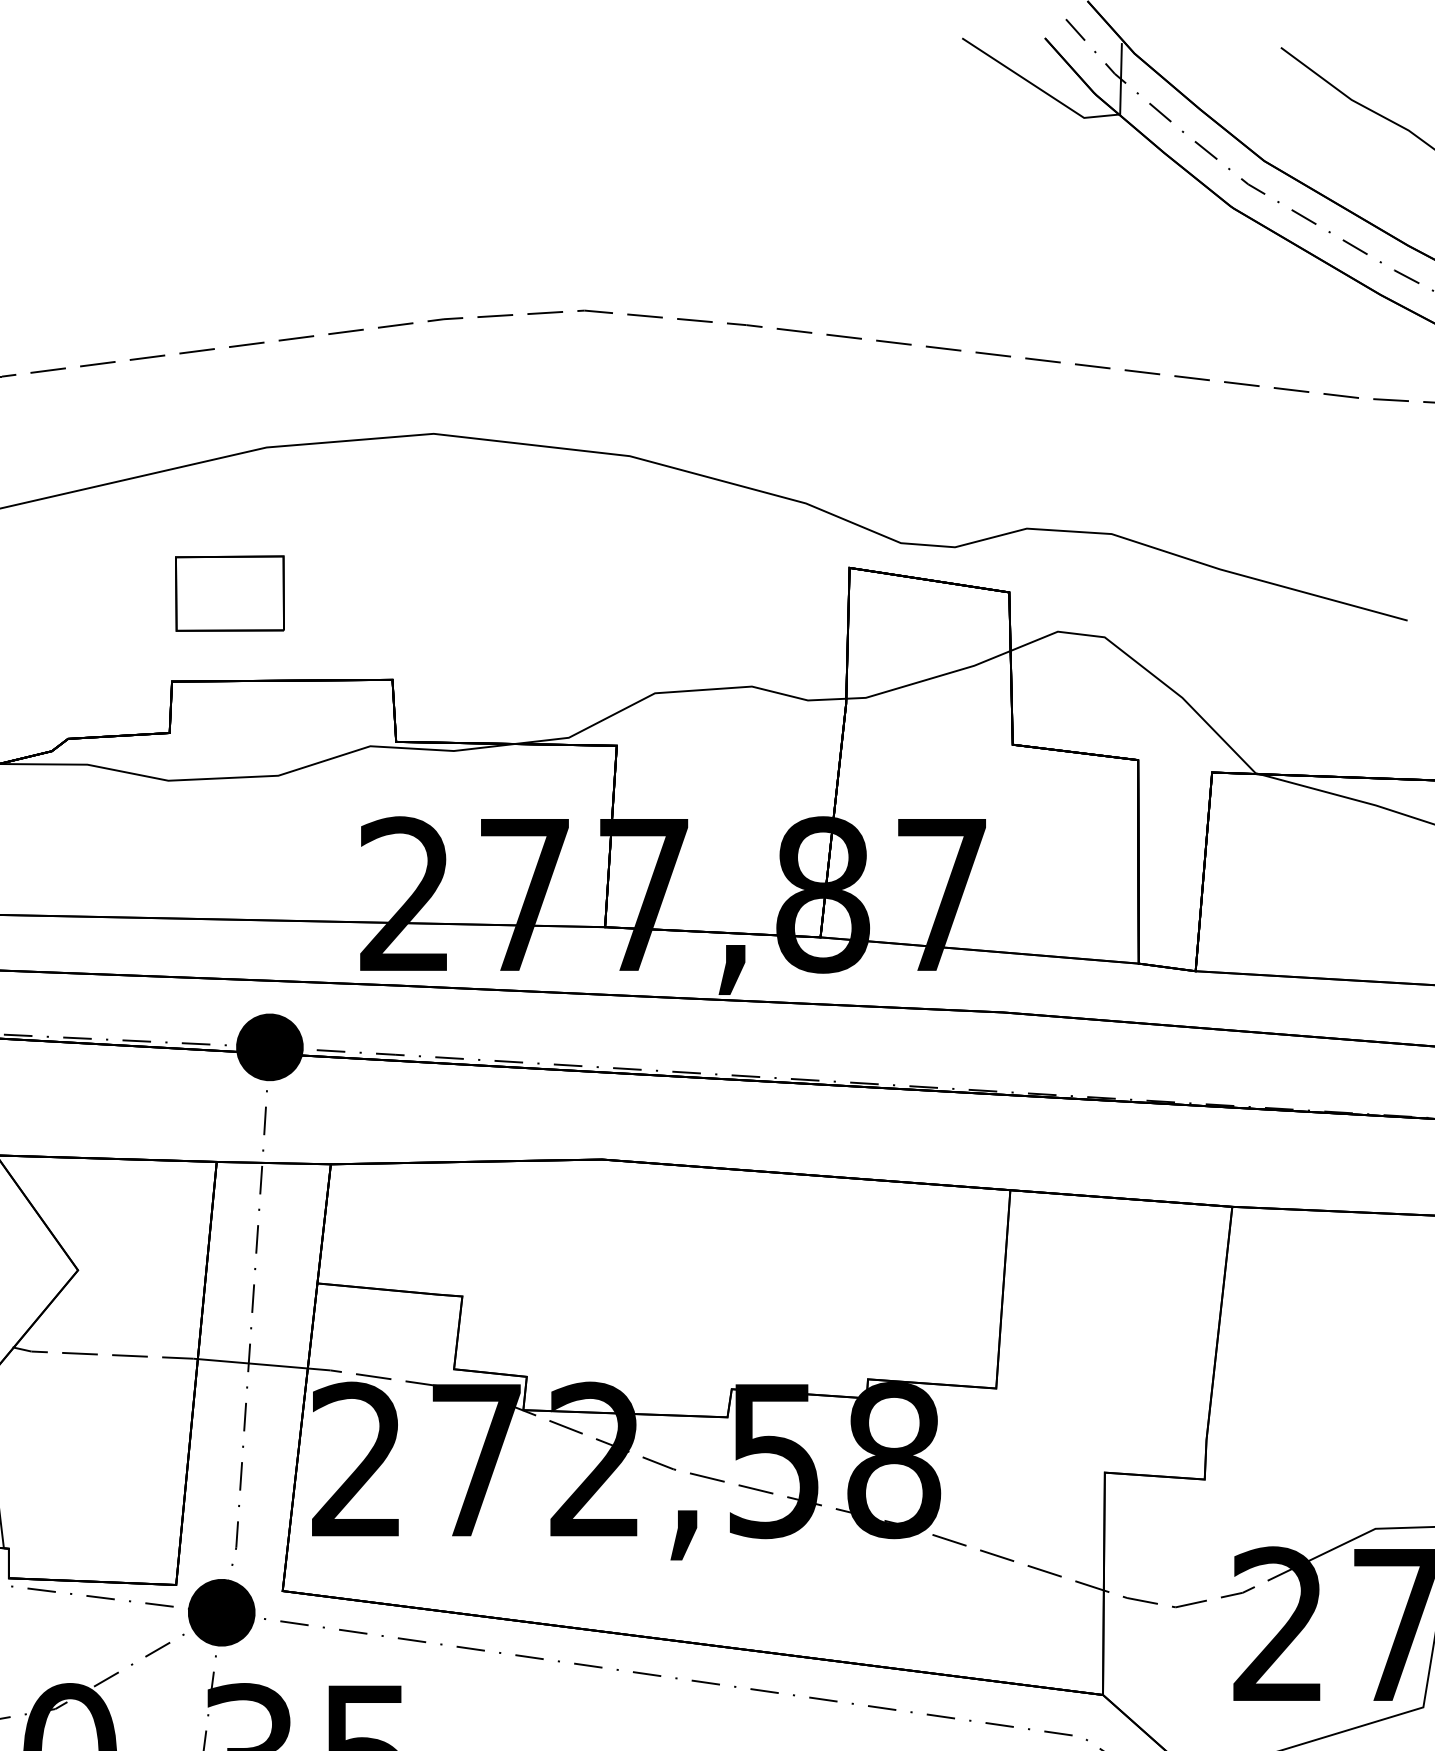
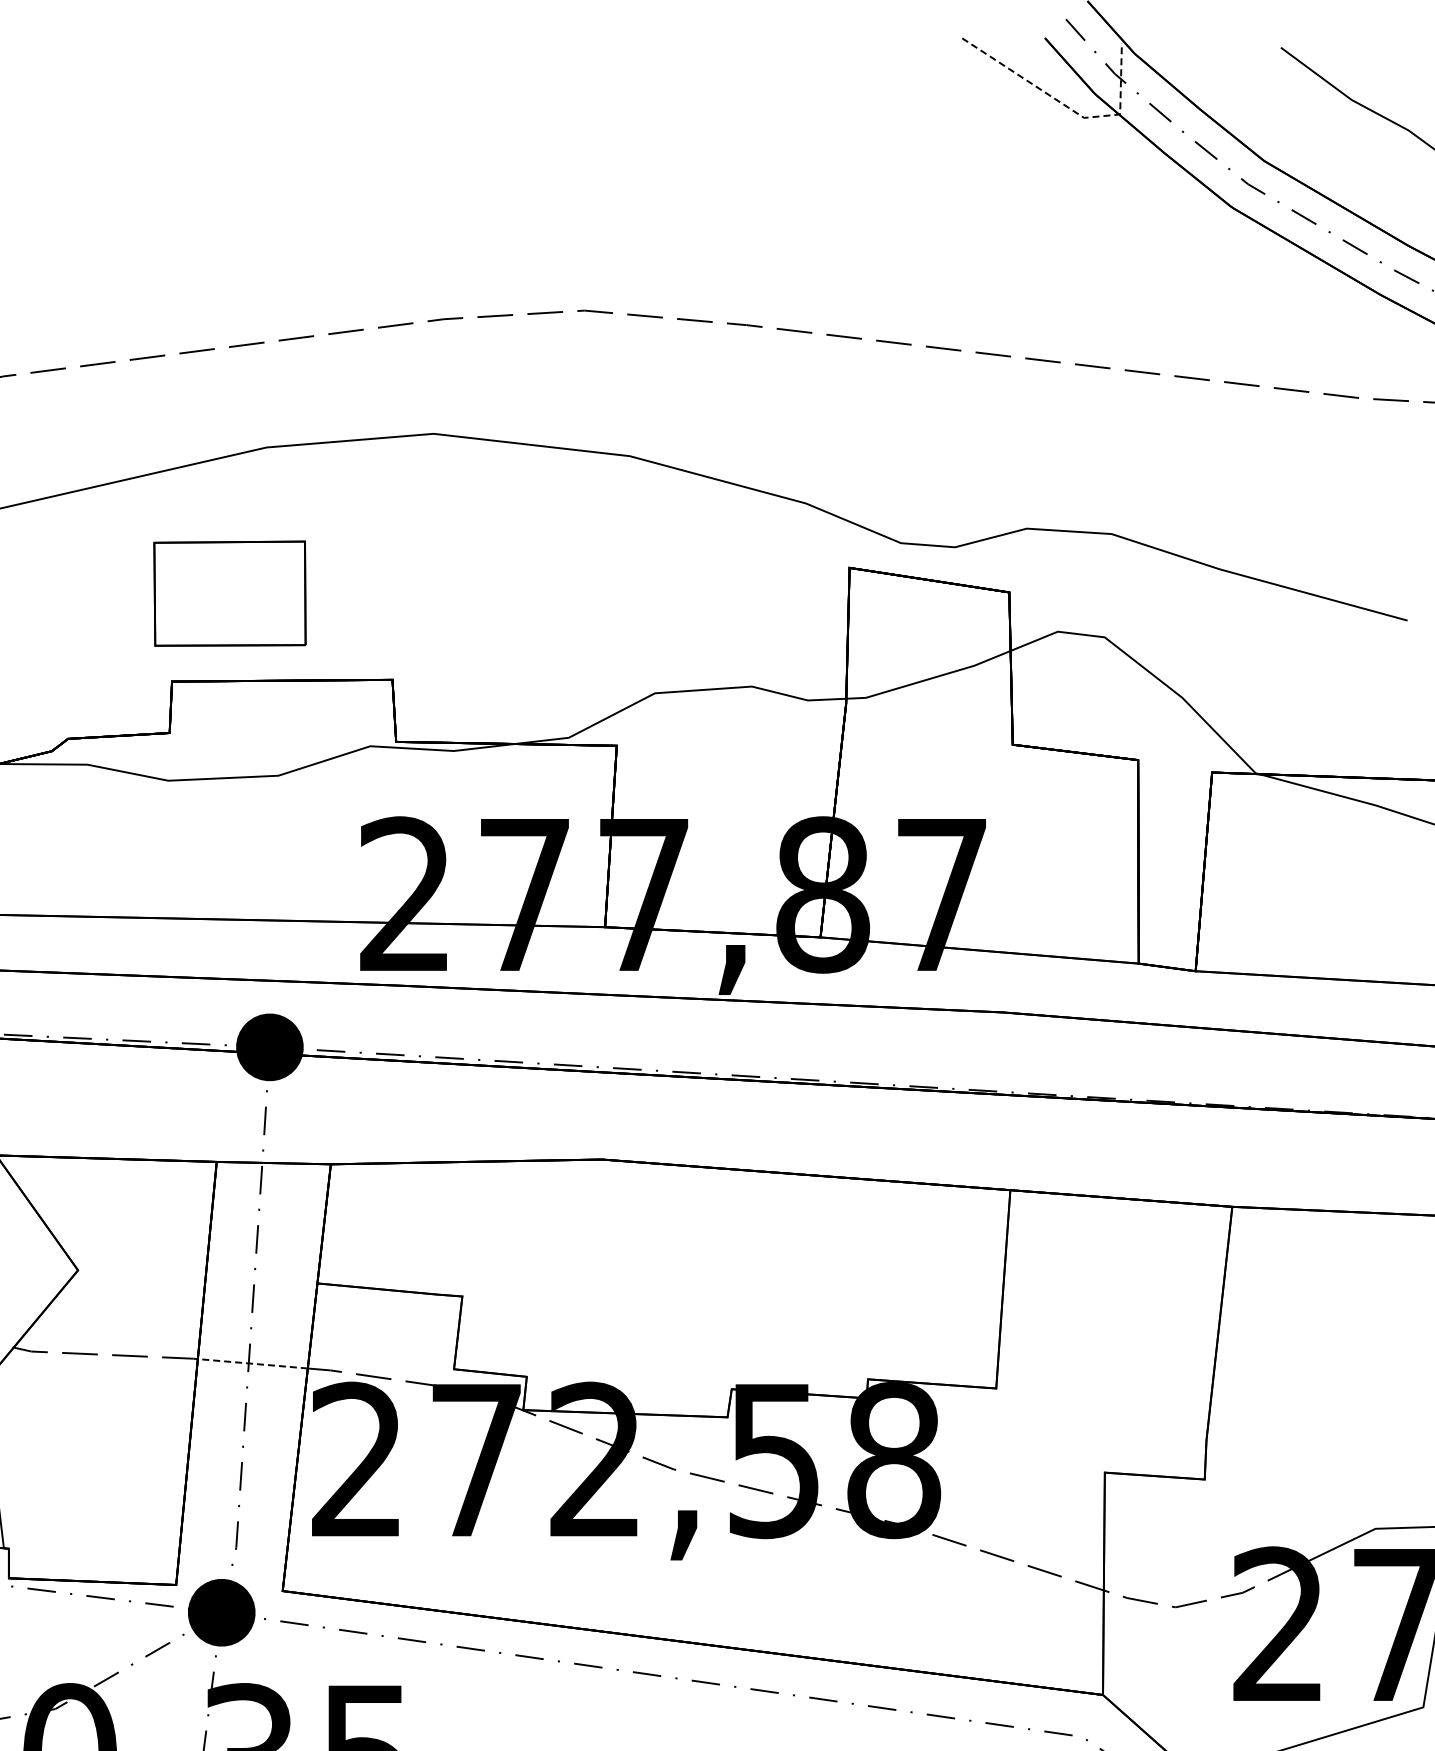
line: solid -> dashed (1069, 108)
part size: 110x77 px -> 154x107 px (229, 593)
line: solid -> dashed (252, 1363)
